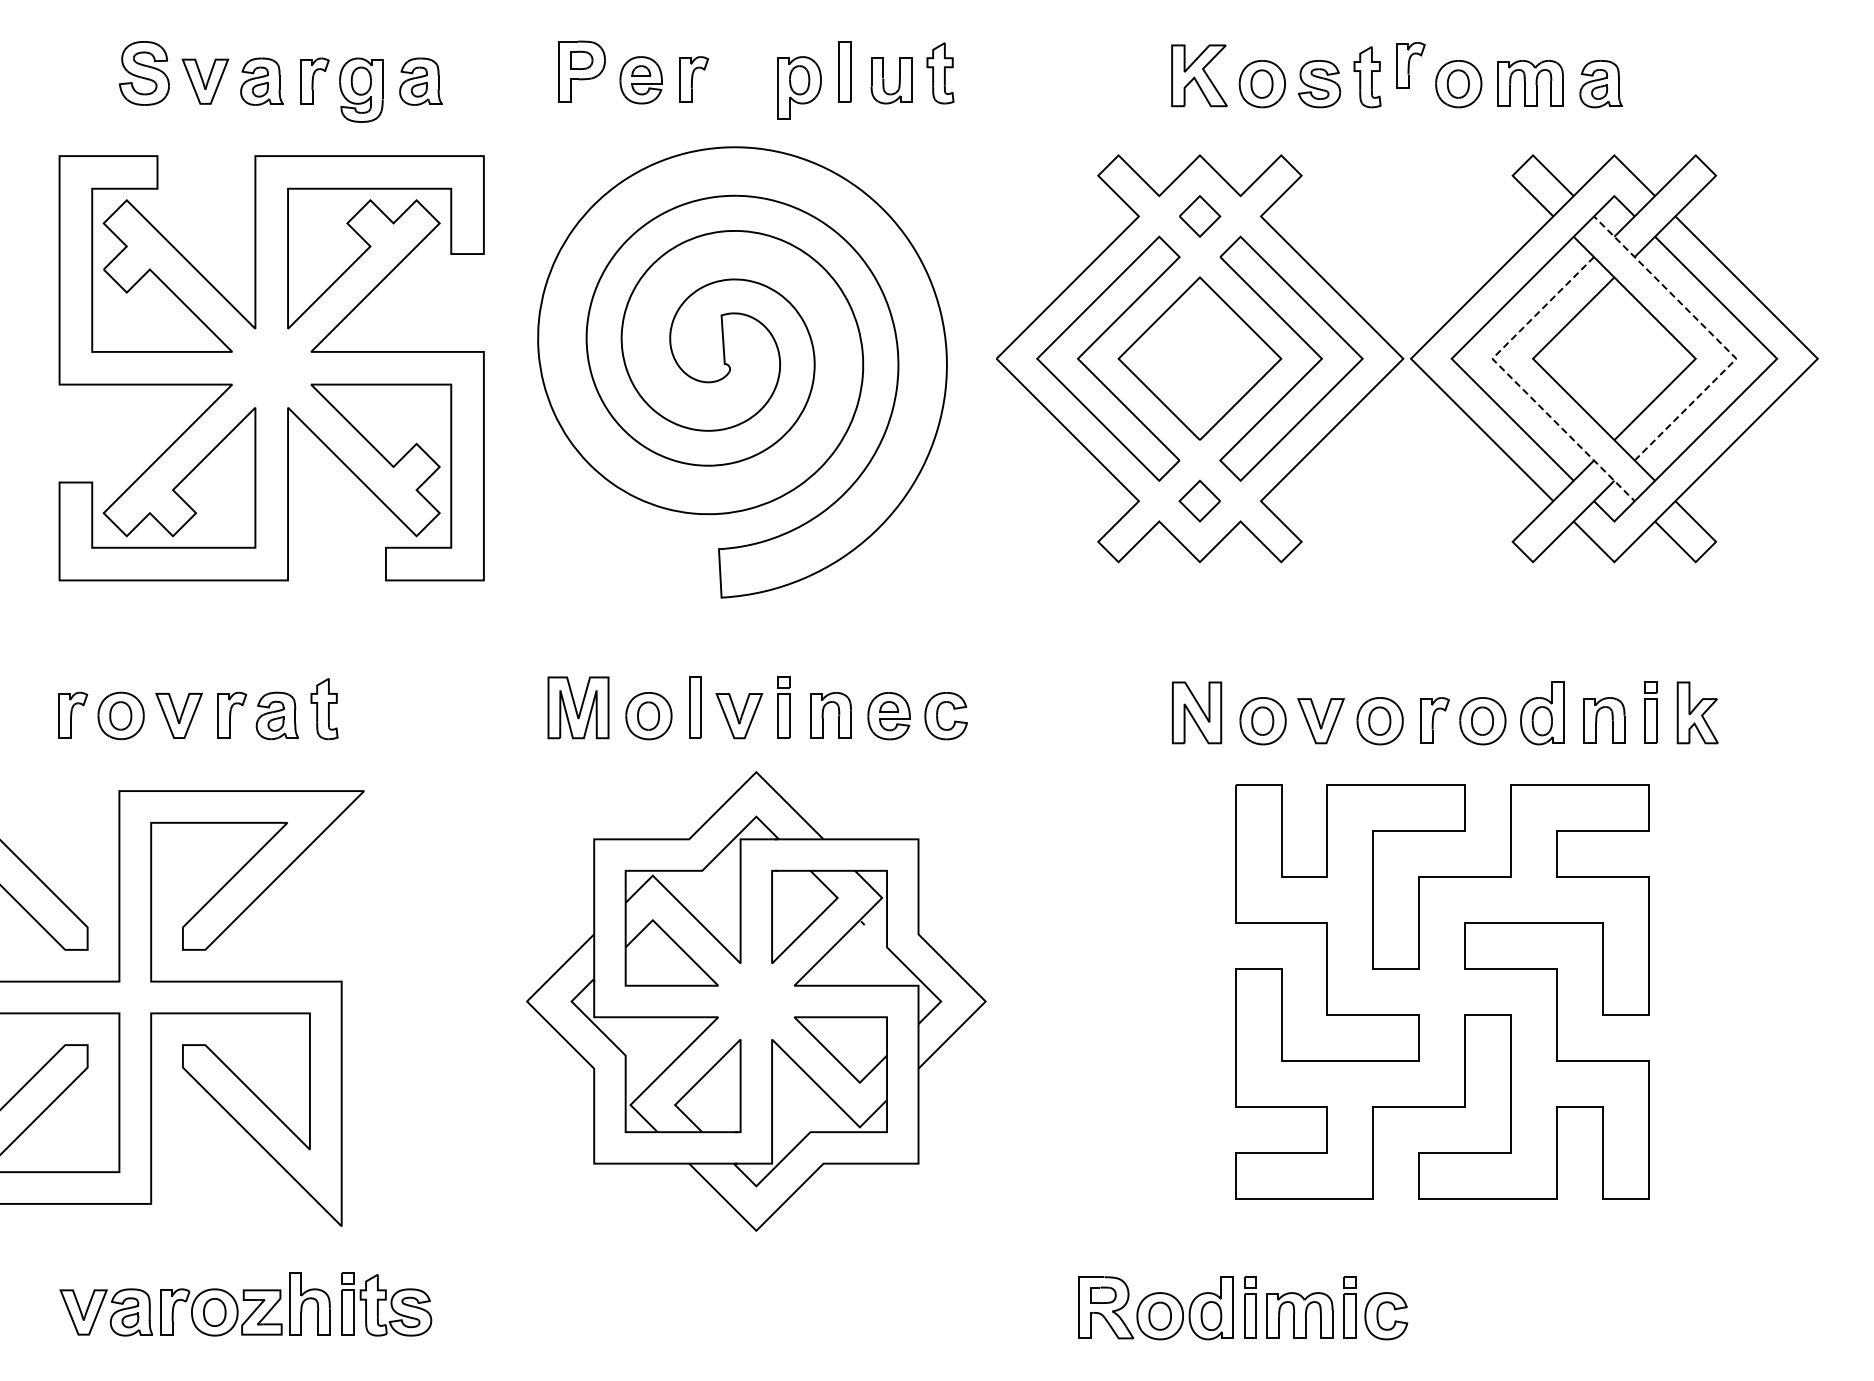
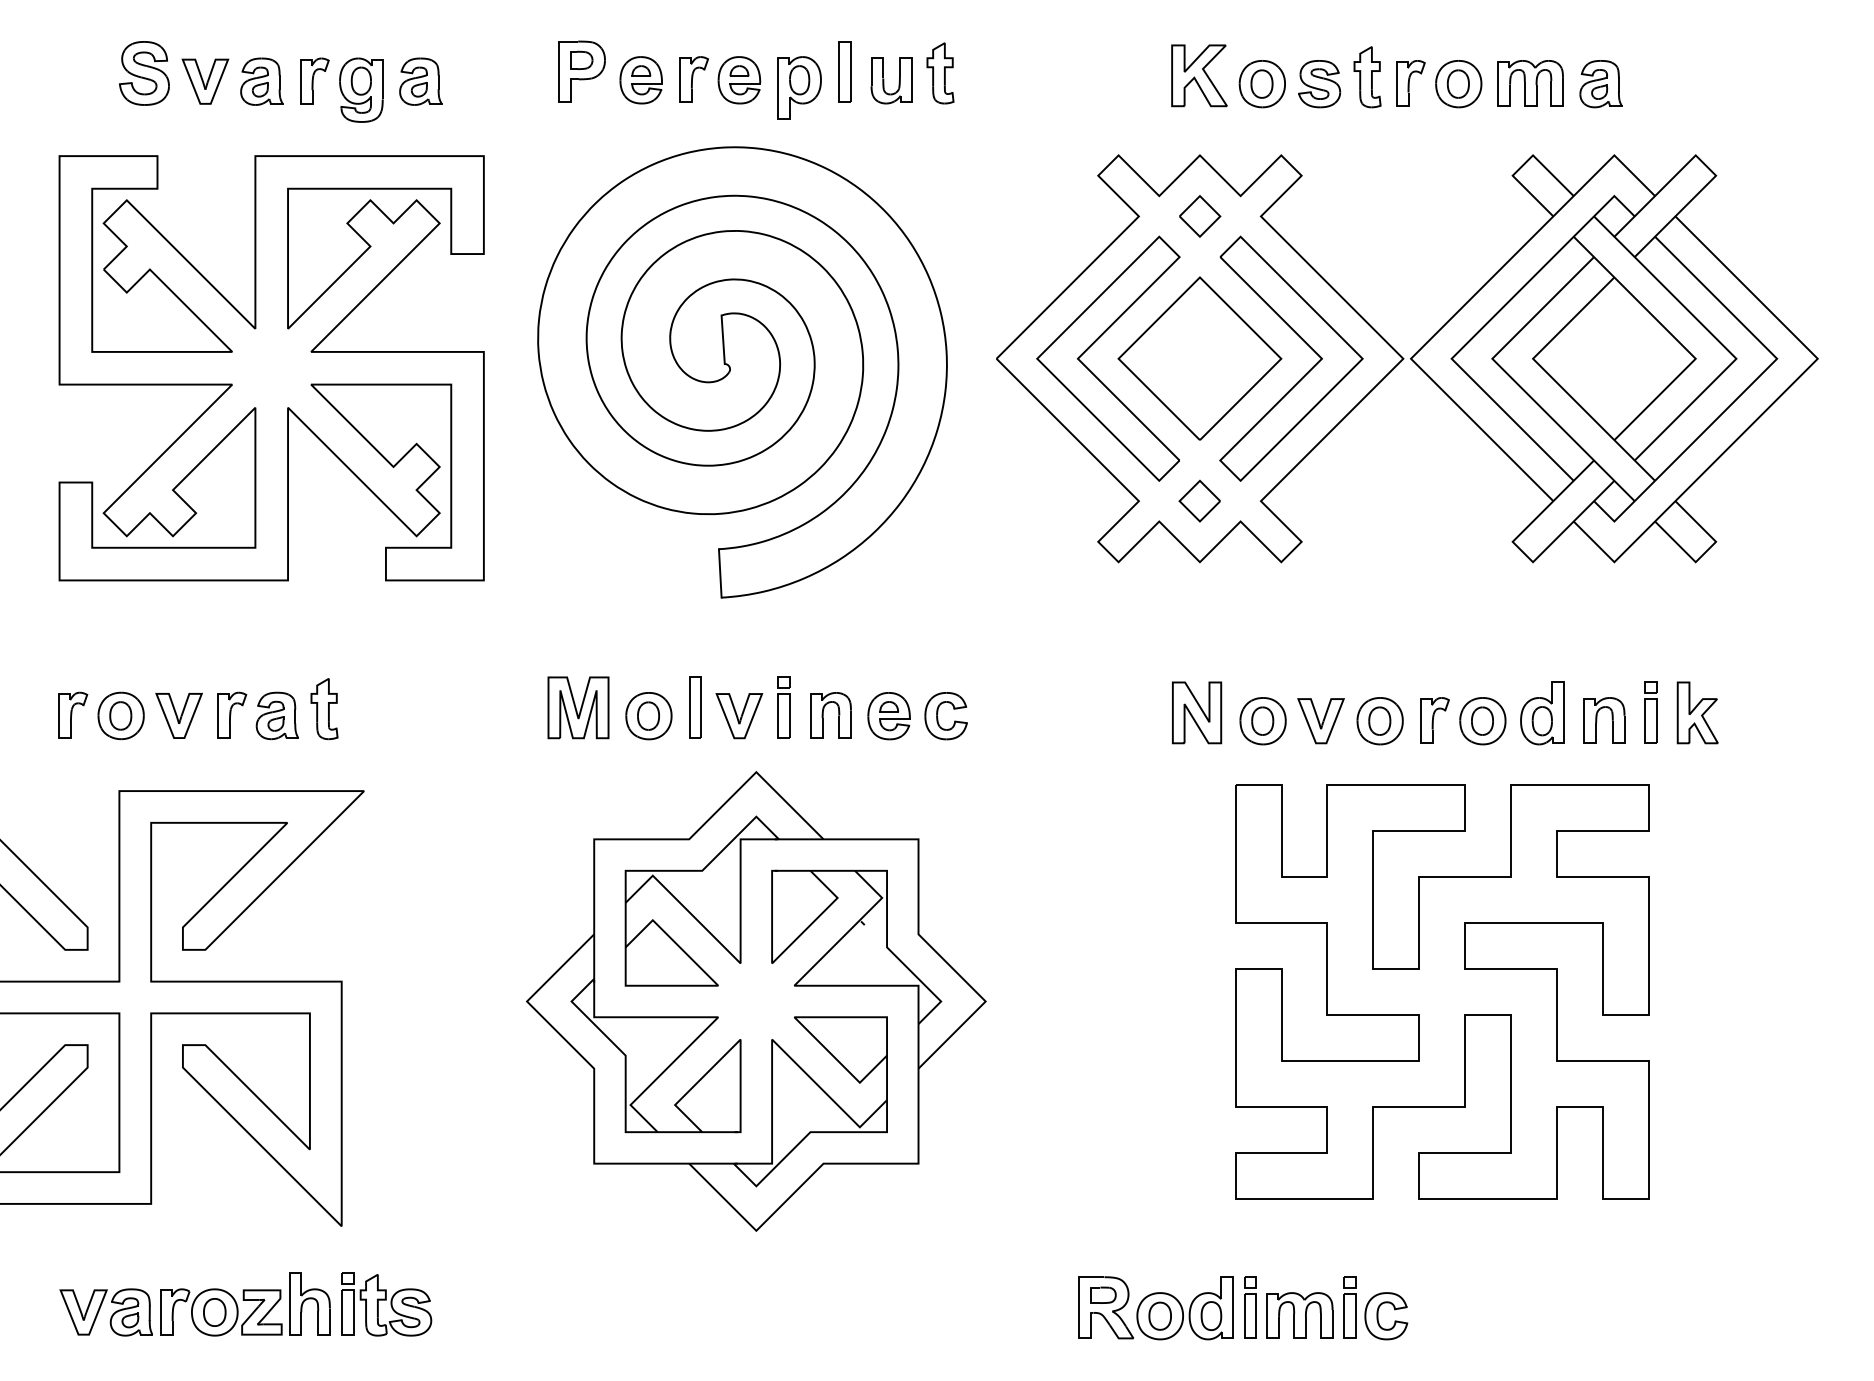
part position: (1410, 65) -> (1410, 83) (1410, 83)
part: none -> present (739, 80)
line: dashed -> solid (1715, 338)
line: dashed -> solid (1512, 379)
